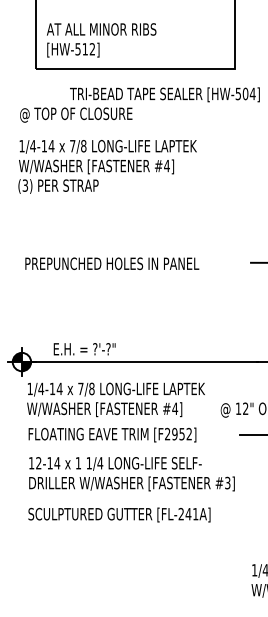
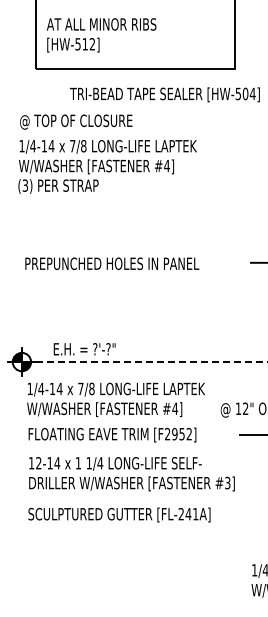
text position: (101, 40) -> (101, 35) (101, 35)
text position: (76, 114) -> (76, 121) (76, 121)
line: solid -> dashed (144, 362)
